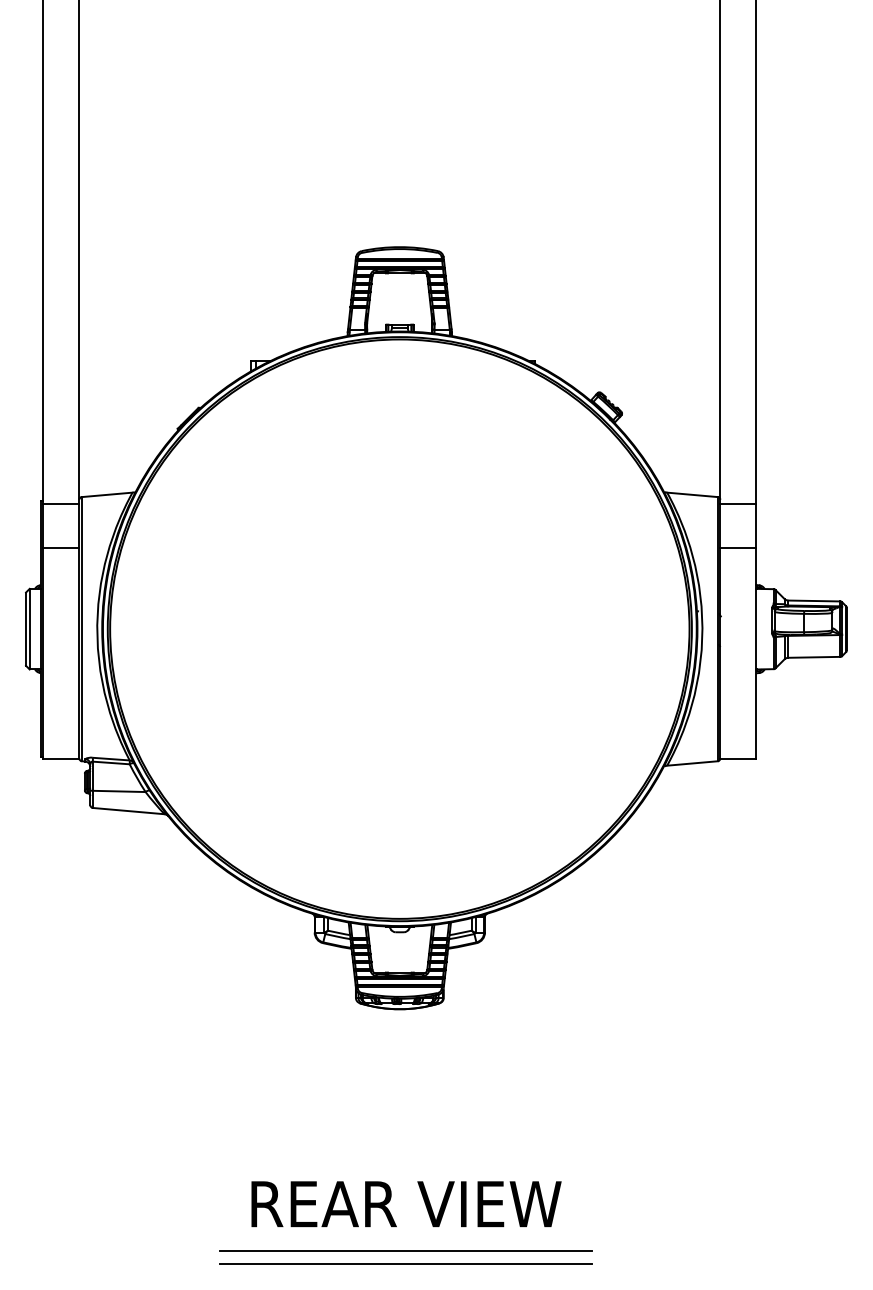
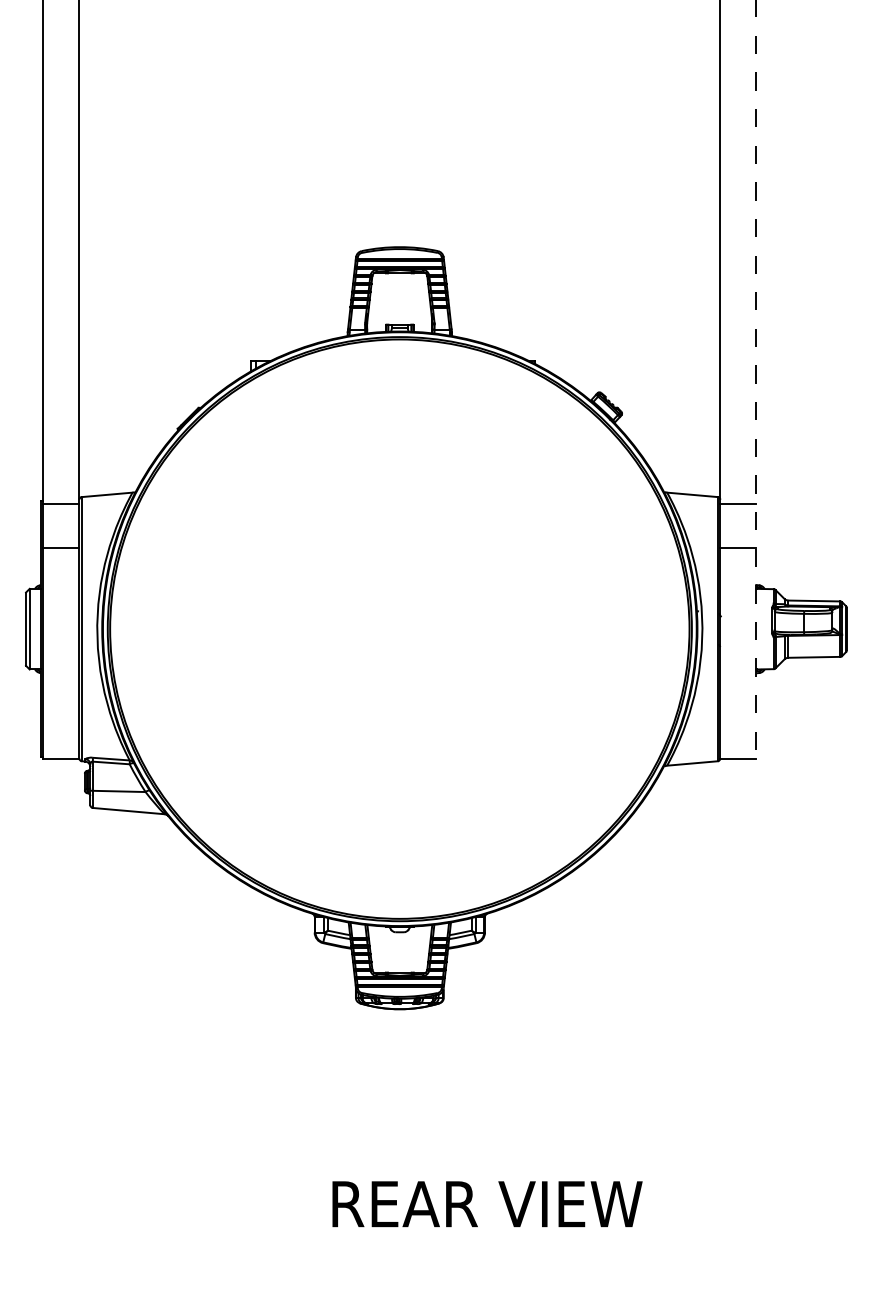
line: solid -> dashed (756, 380)
text position: (406, 1204) -> (487, 1204) (487, 1204)
line: present -> none (405, 1251)
line: present -> none (405, 1264)
